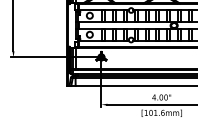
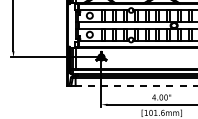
line: solid -> dashed (136, 85)
